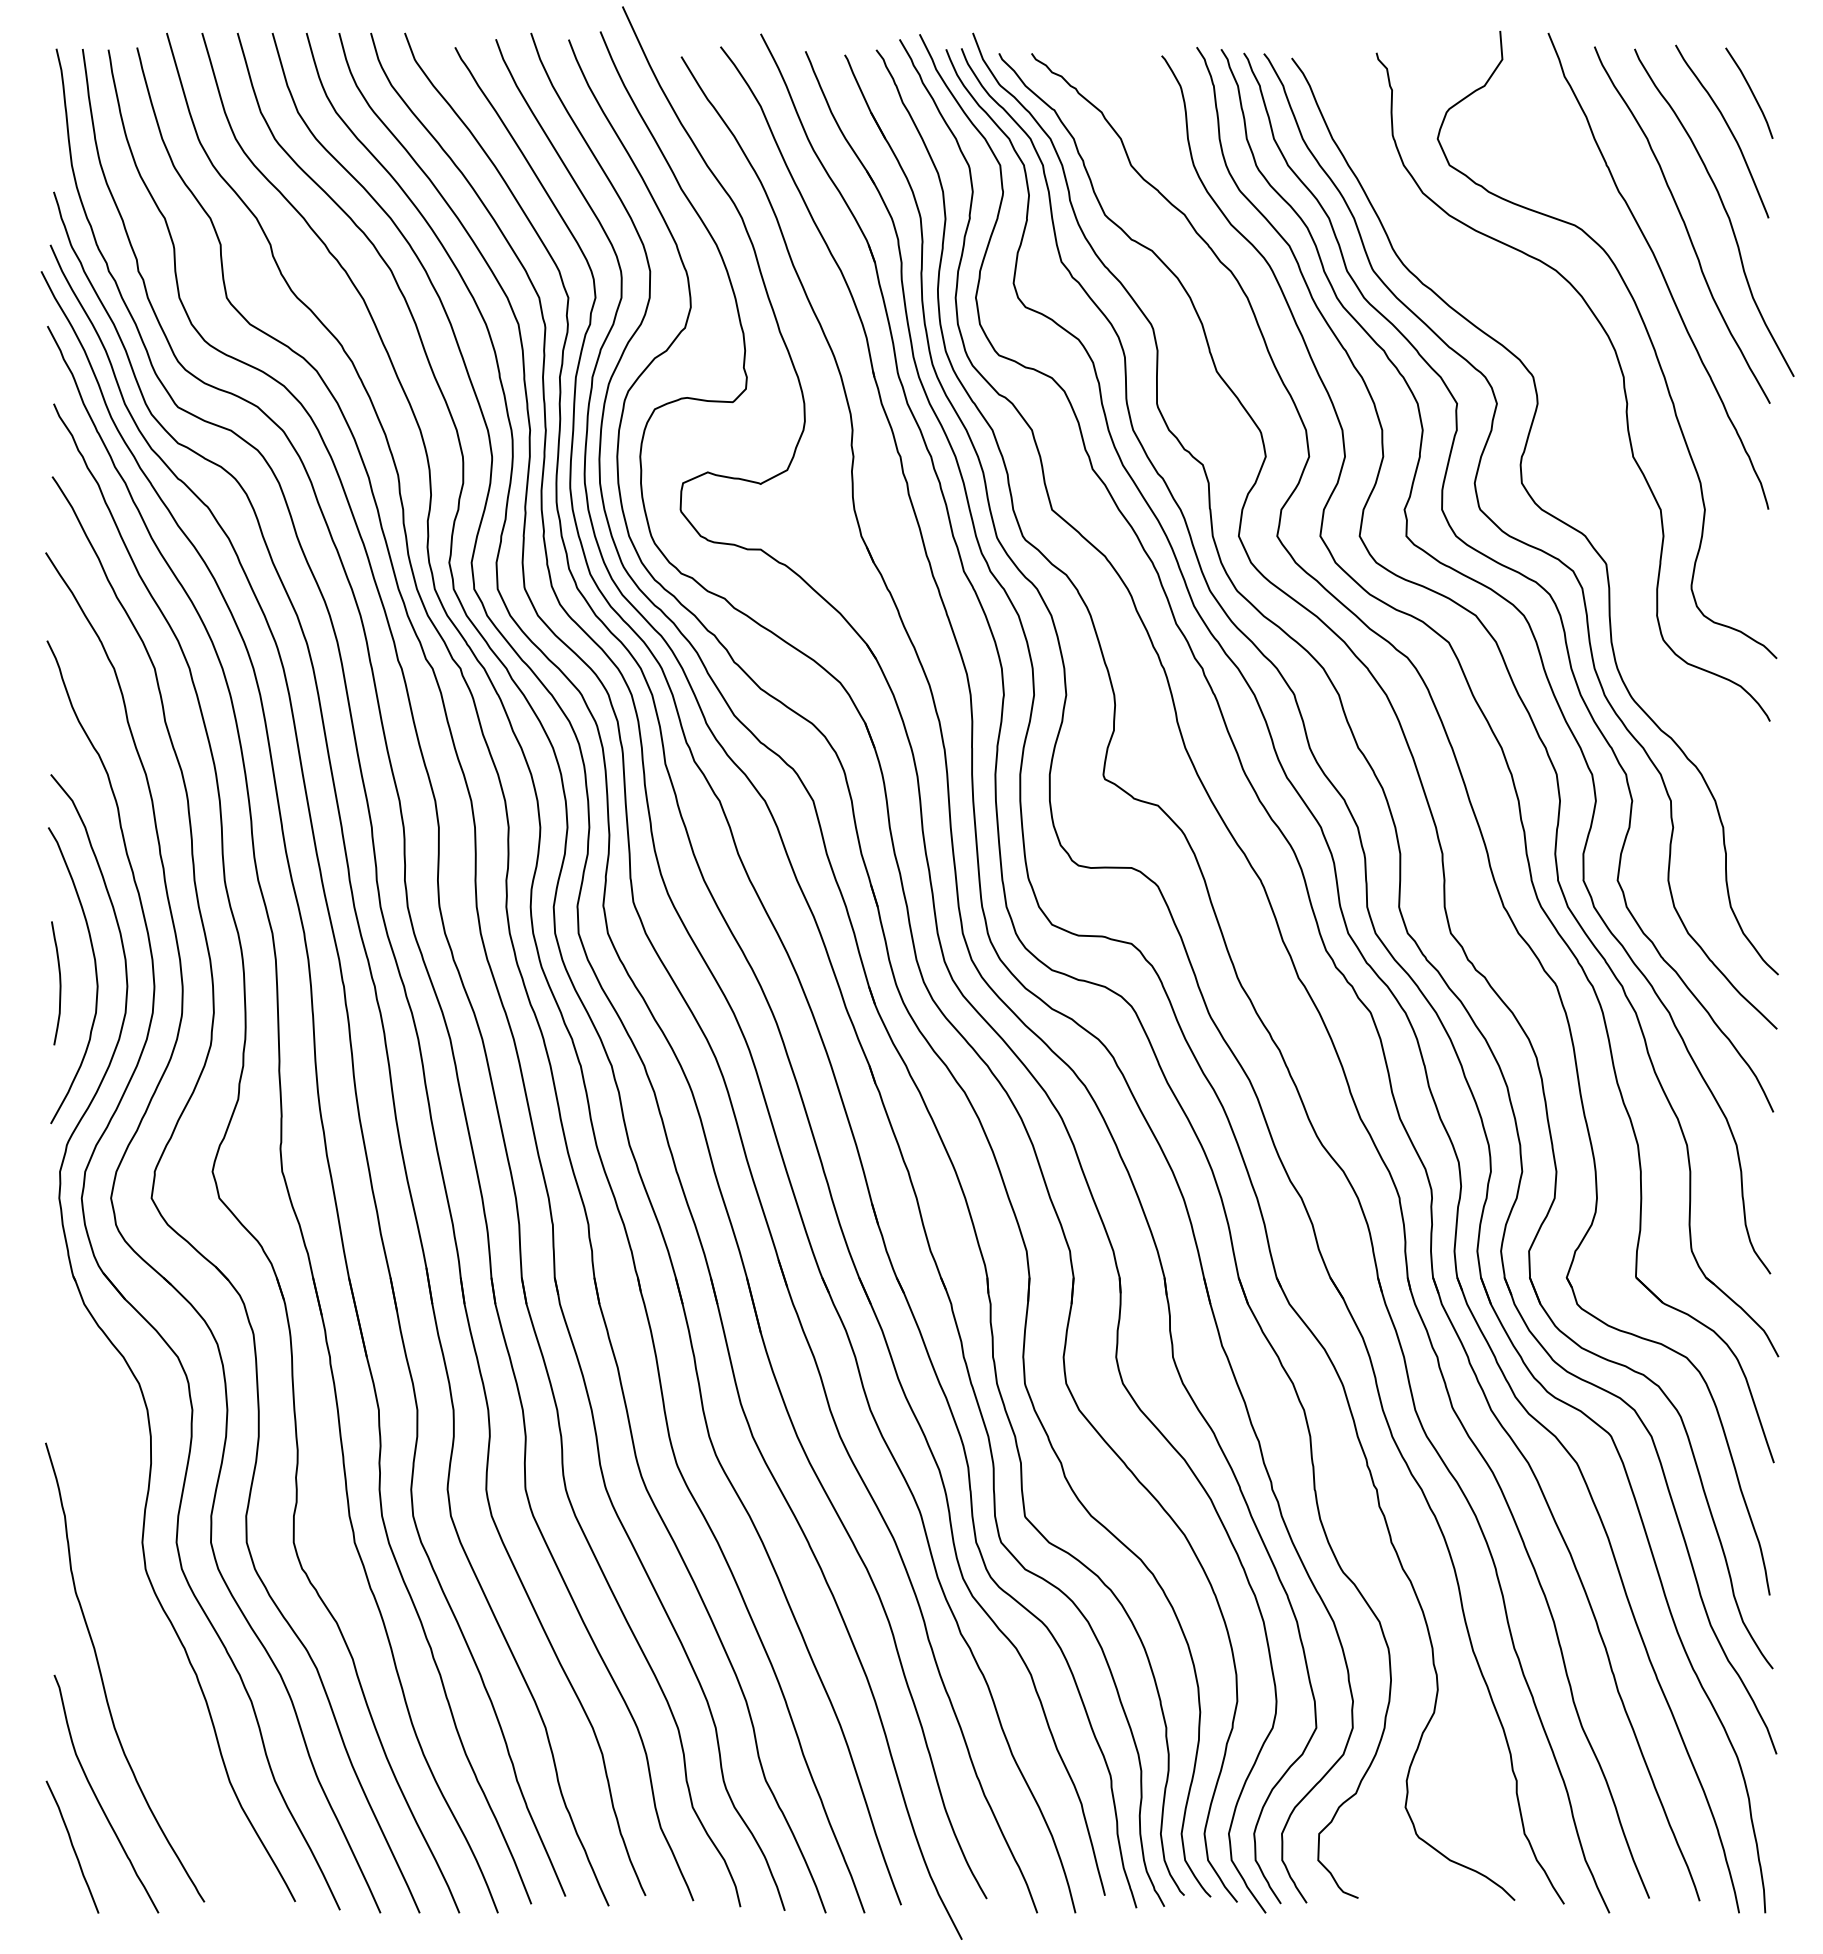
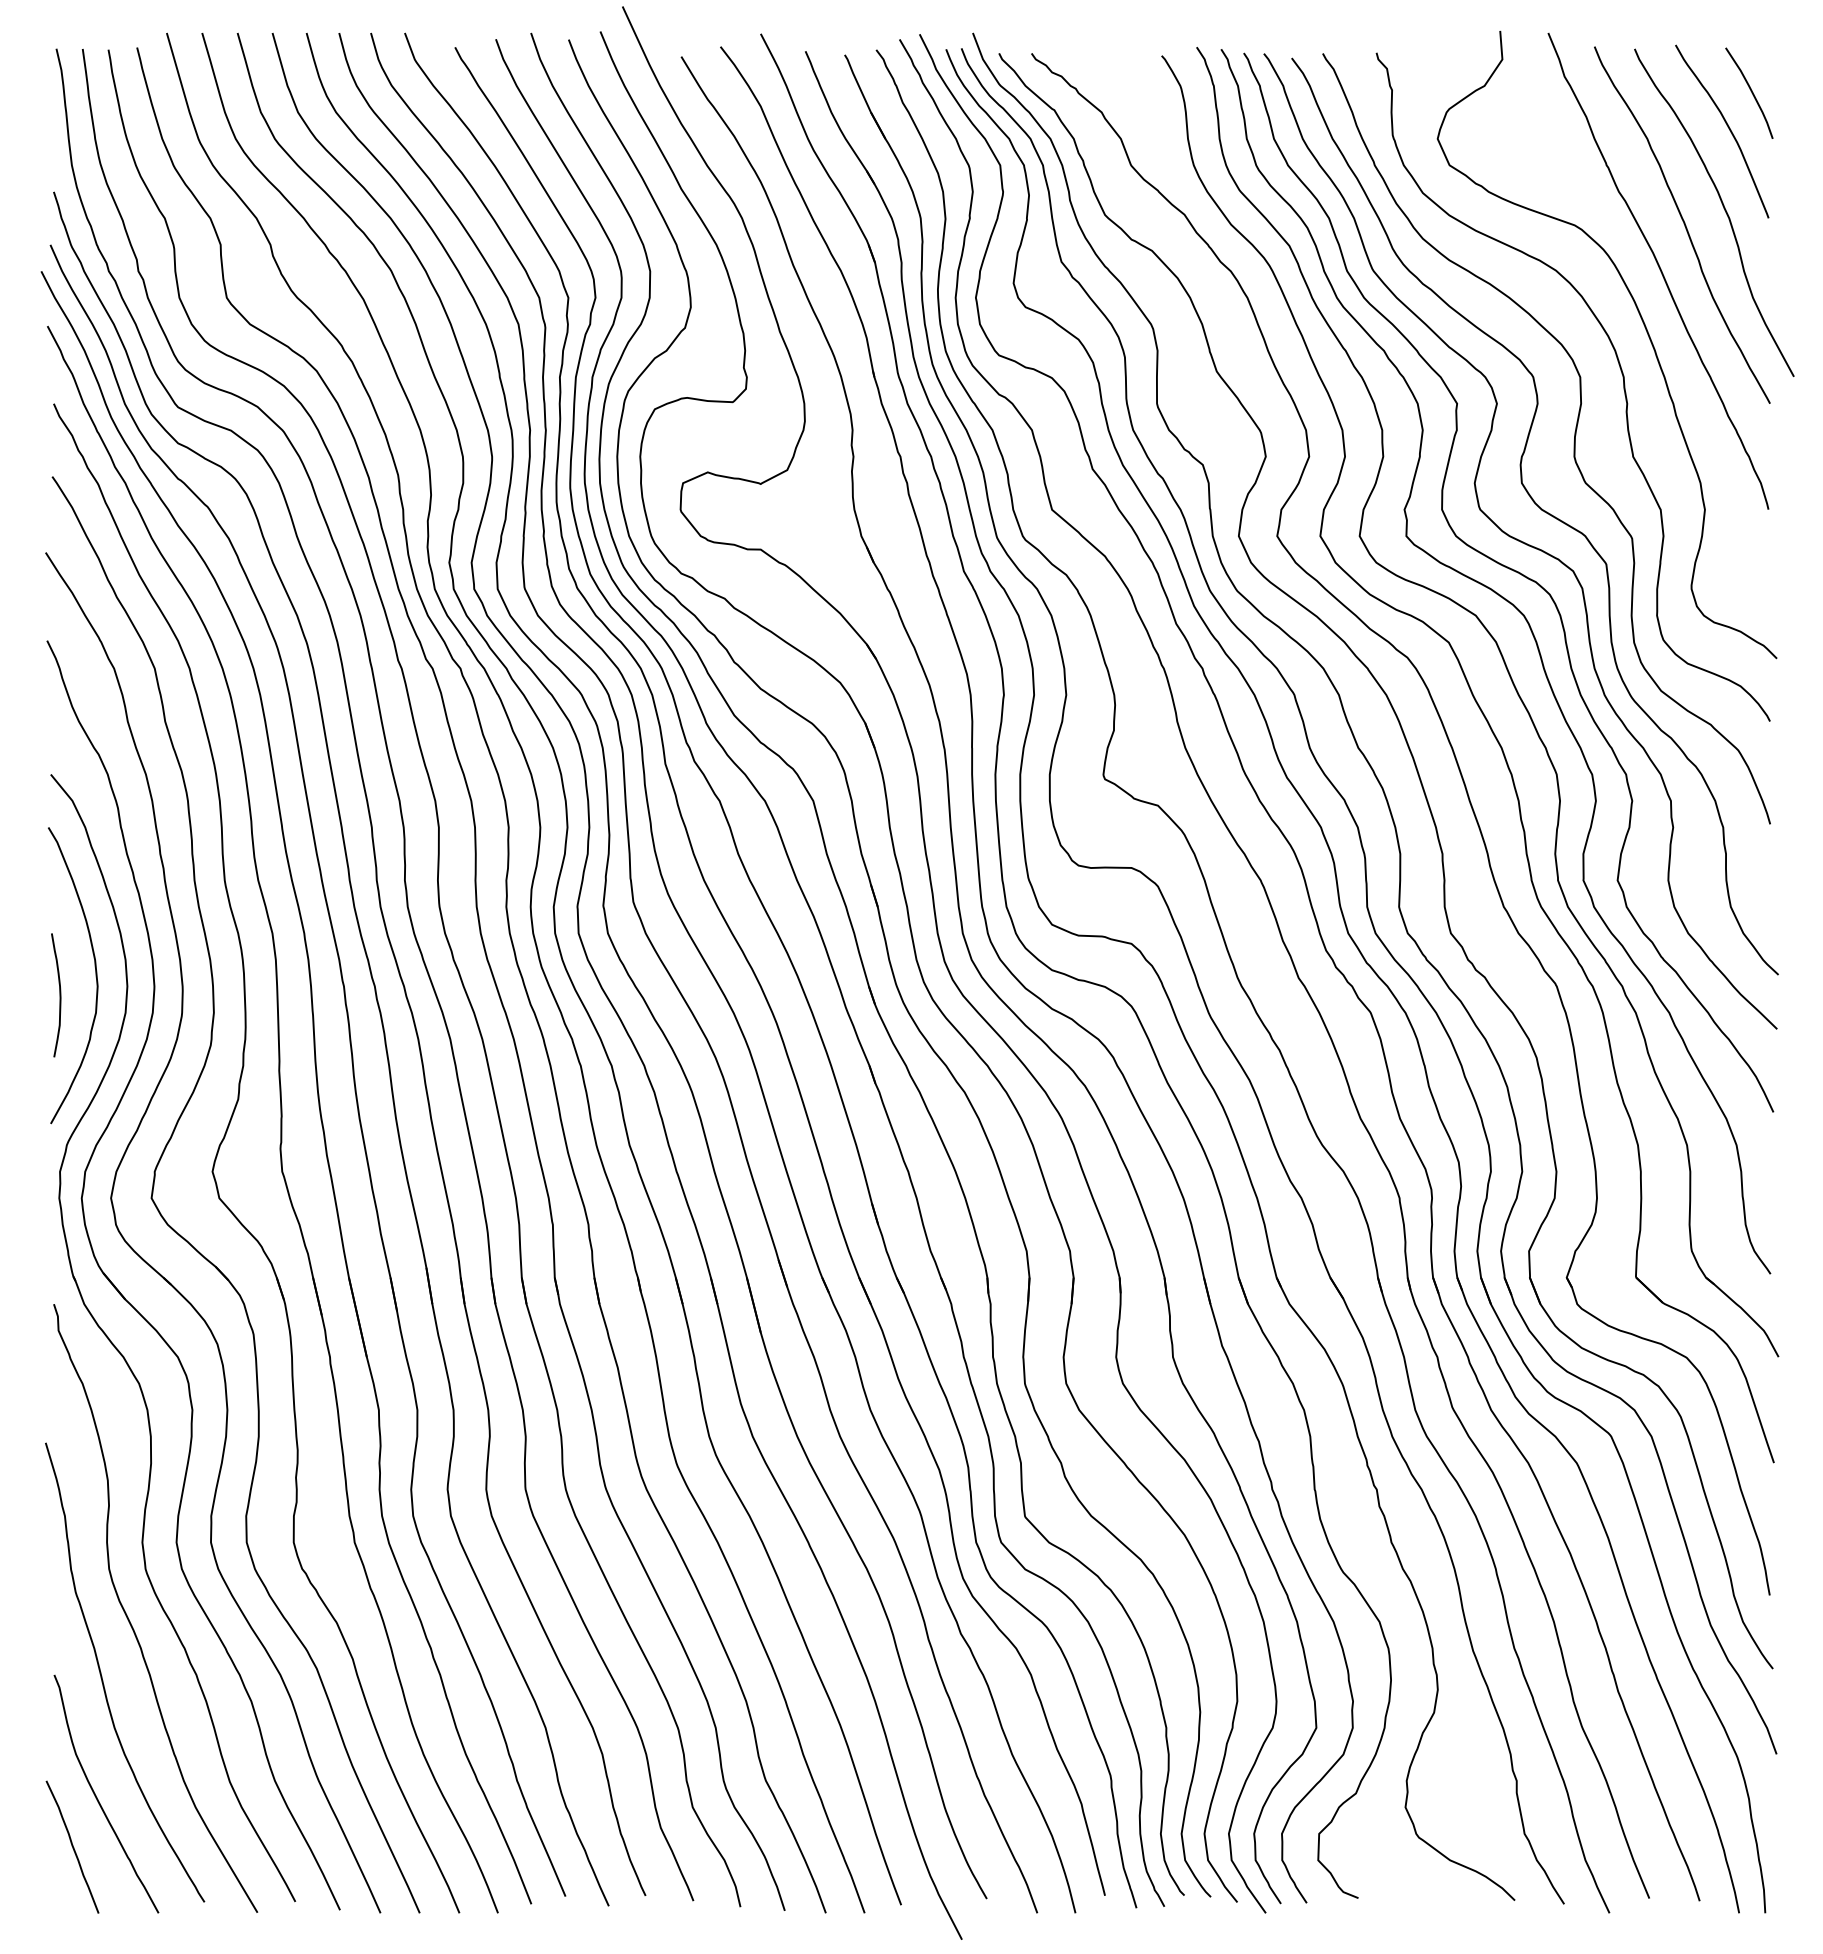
curve: none -> present (1573, 442)
curve position: (59, 983) -> (59, 995) (59, 995)
curve: none -> present (130, 1621)
